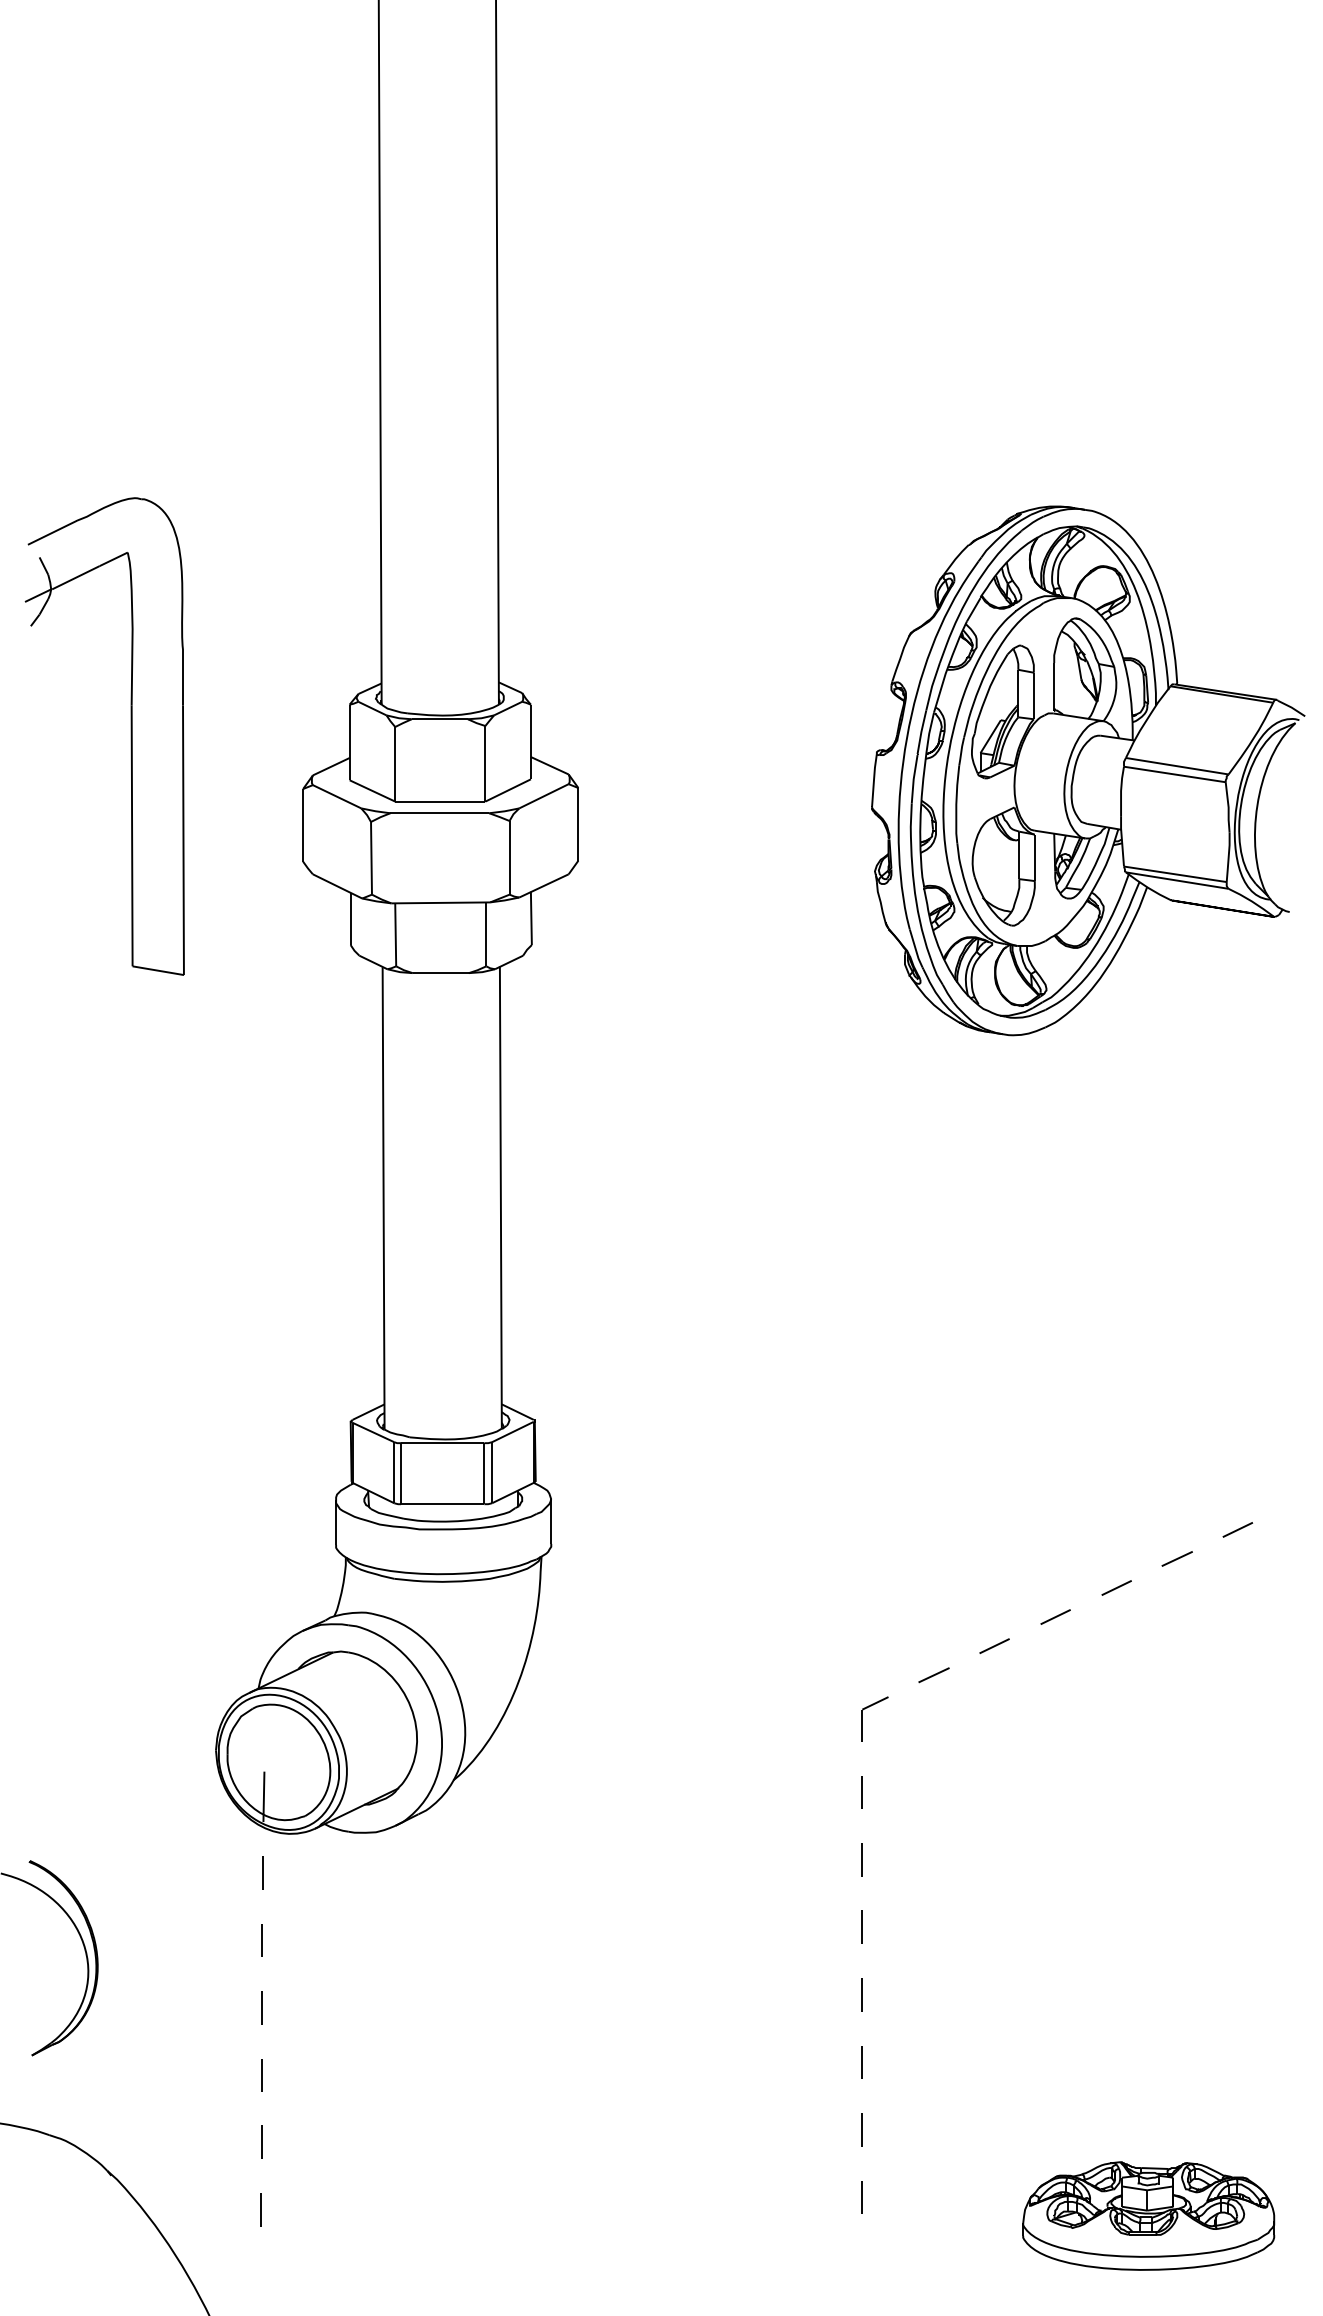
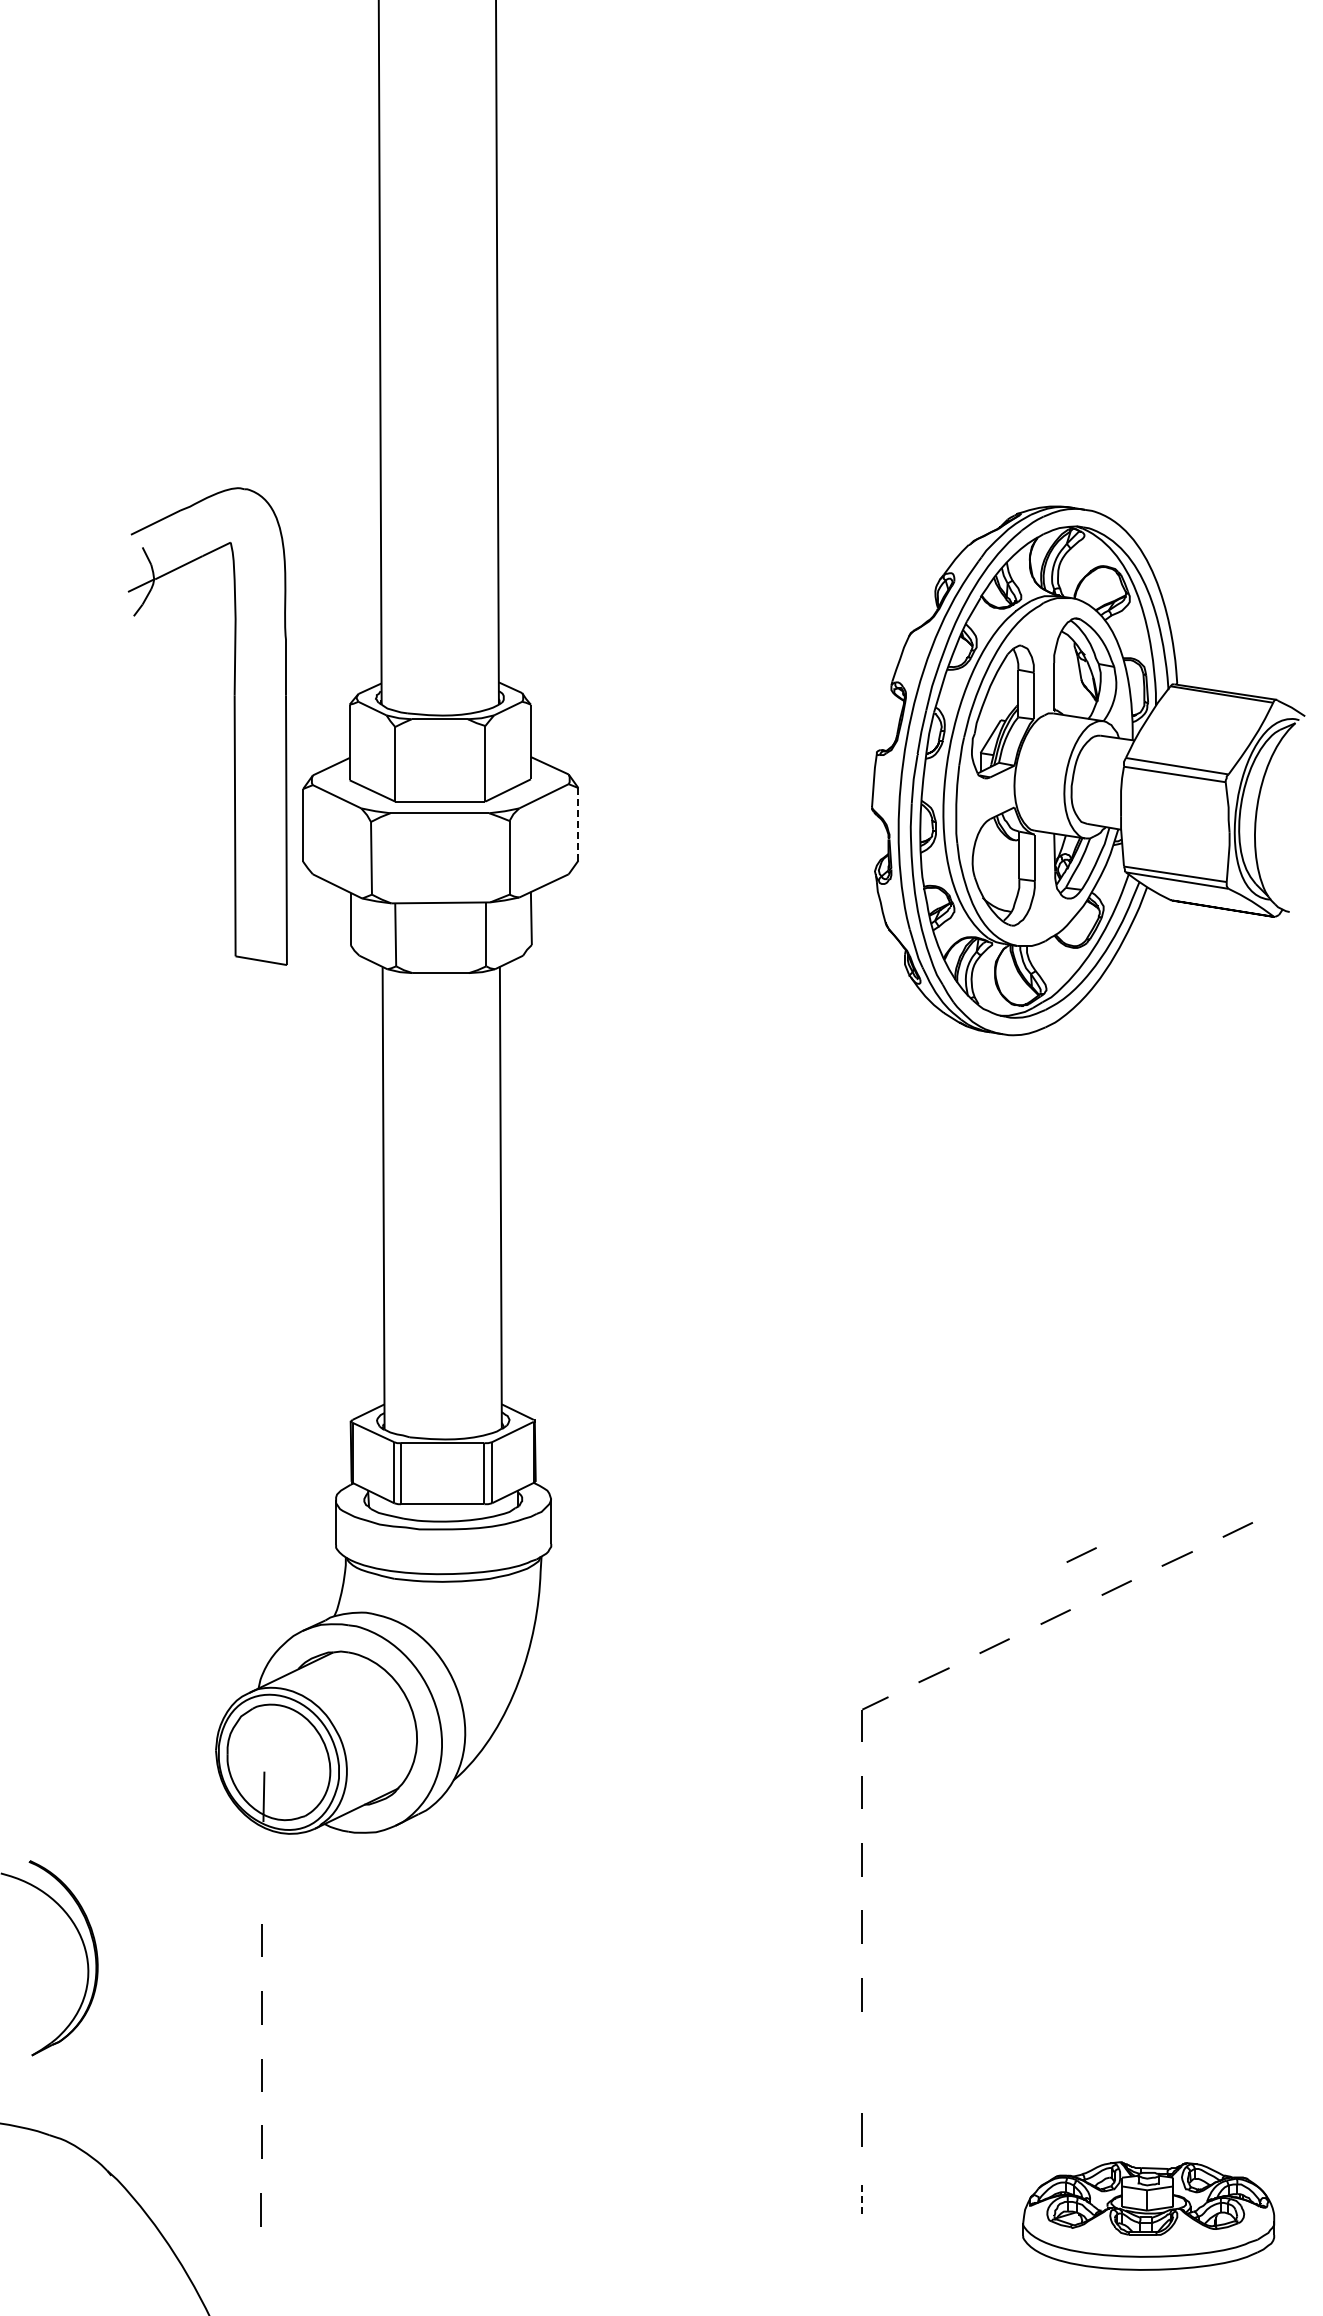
part position: (130, 736) -> (233, 726) (233, 726)
line: solid -> dashed (578, 823)
line: none -> present (1081, 1554)
line: present -> none (262, 1872)
line: present -> none (861, 2062)
line: solid -> dashed (862, 2196)
